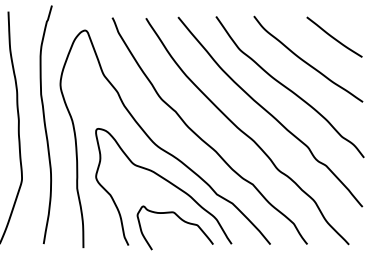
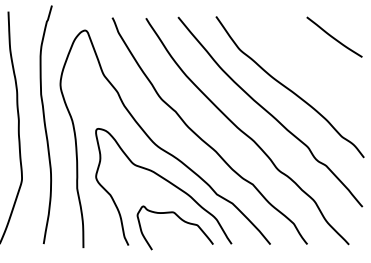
curve: present -> none (306, 61)
